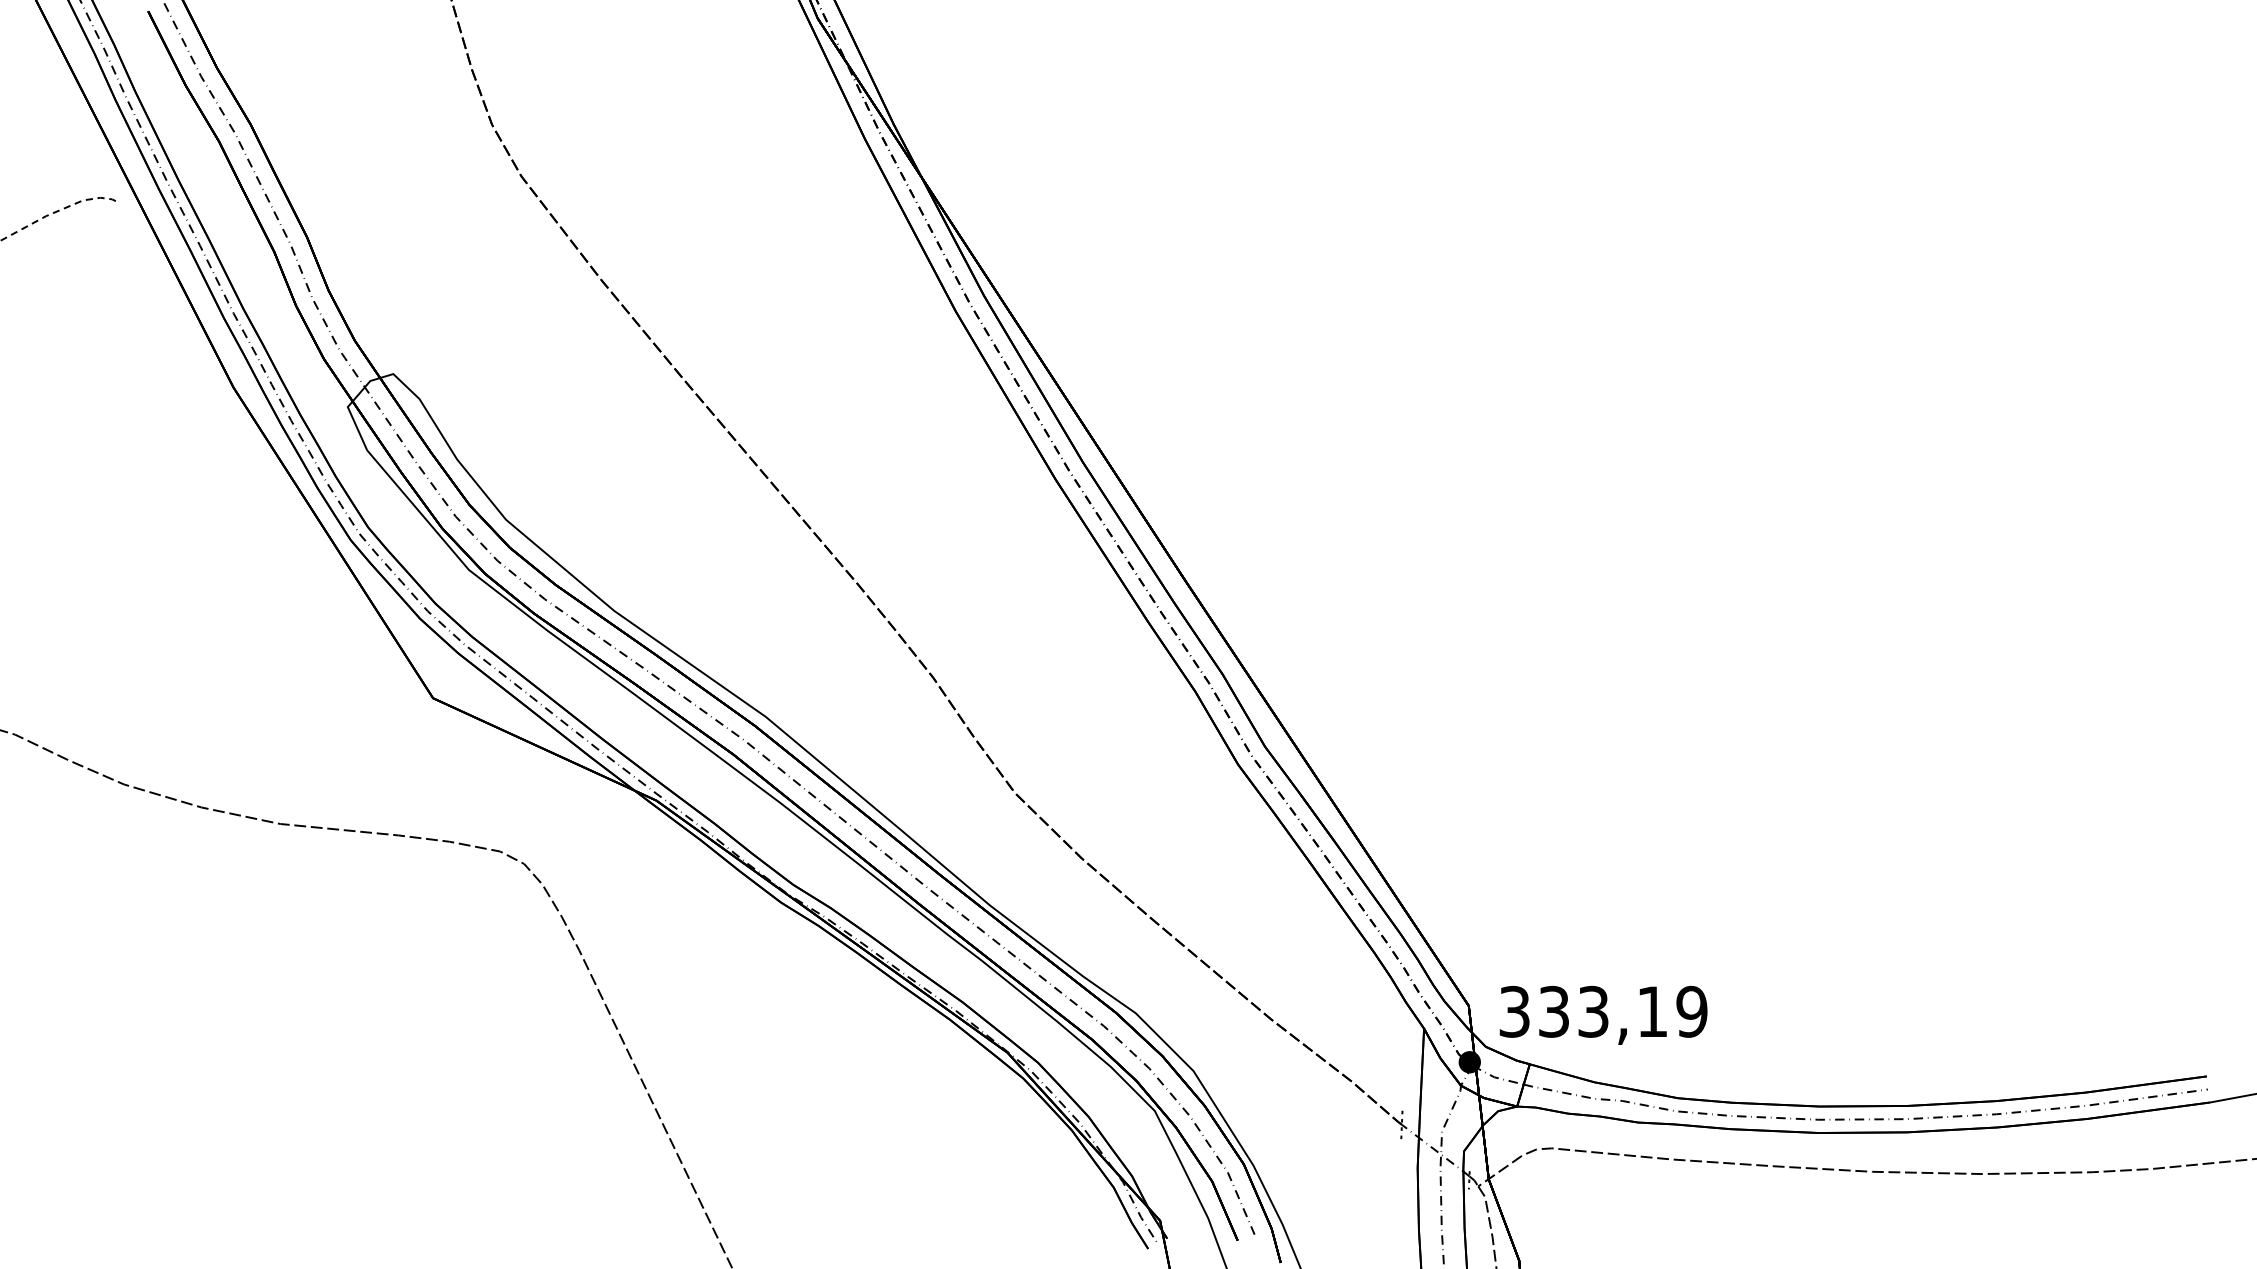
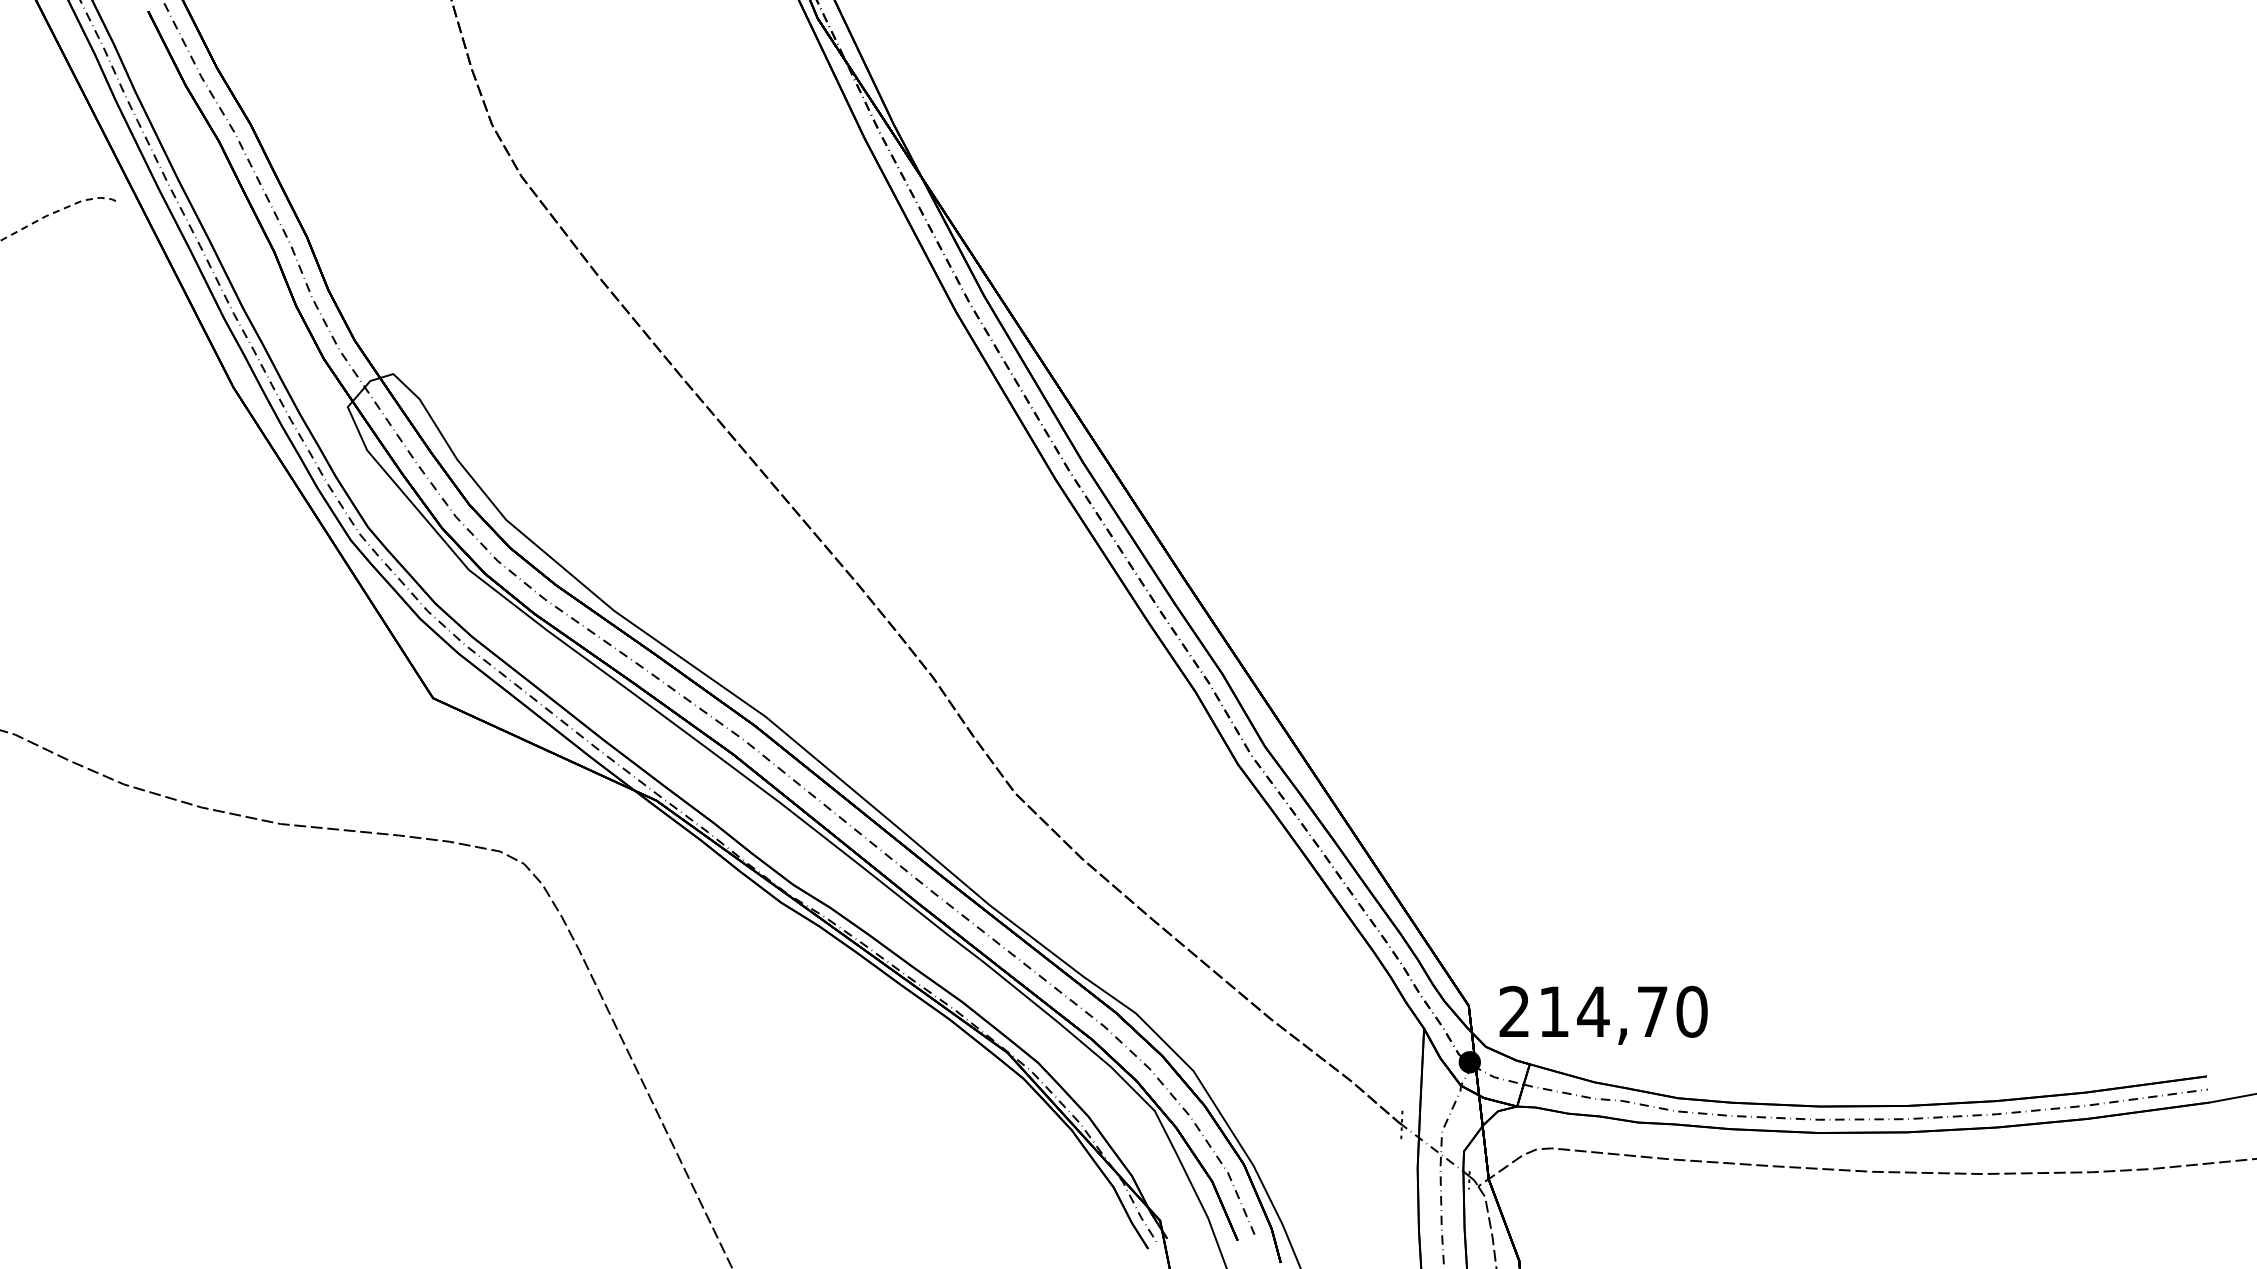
text: 333,19 -> 214,70 (1603, 1011)
